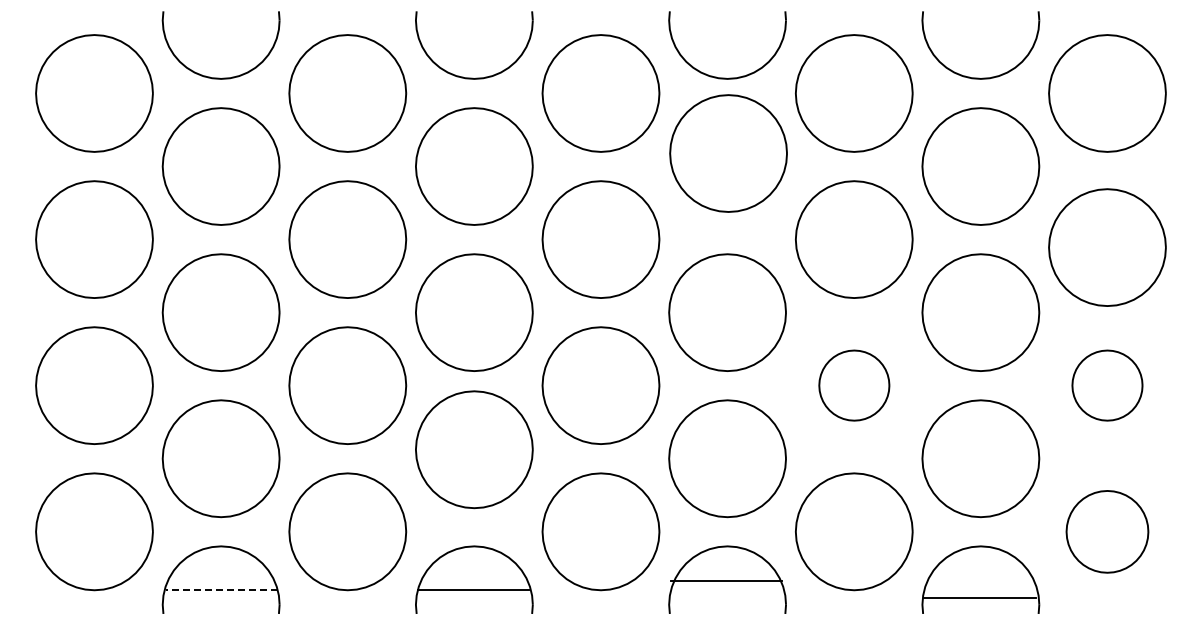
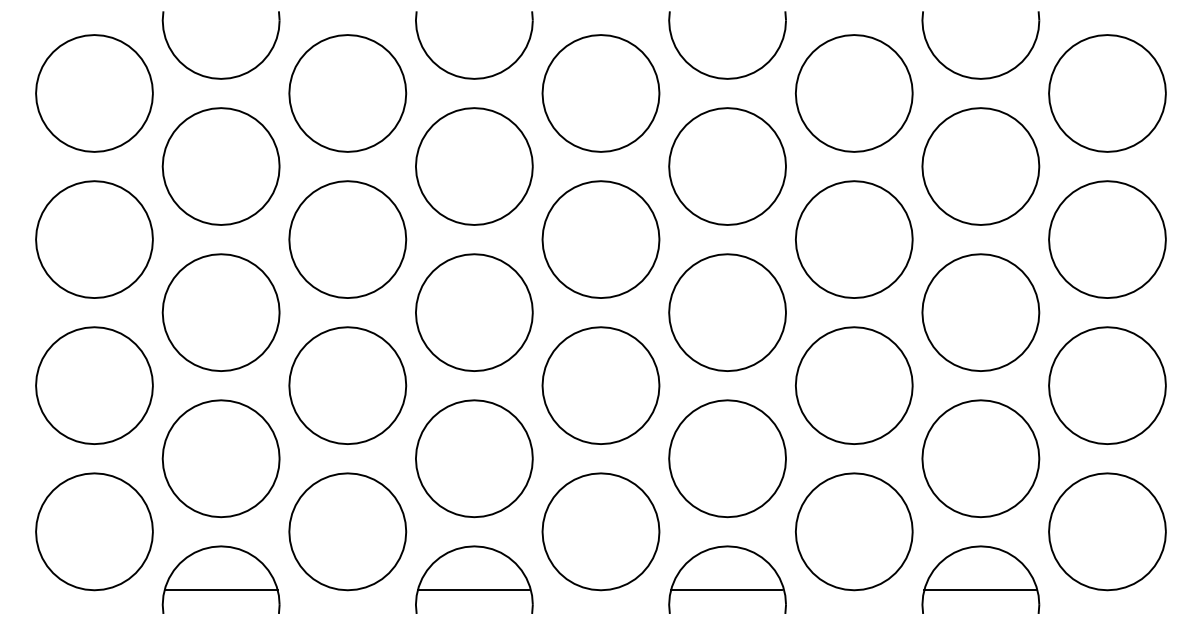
part position: (728, 153) -> (727, 166) (727, 166)
part position: (1107, 247) -> (1107, 239) (1107, 239)
part size: 73x73 px -> 119x119 px (854, 385)
part size: 73x73 px -> 119x119 px (1107, 385)
part position: (474, 449) -> (474, 458) (474, 458)
part size: 85x84 px -> 119x120 px (1107, 531)
line position: (726, 580) -> (726, 589) (726, 589)
line: dashed -> solid (222, 589)
line position: (979, 597) -> (979, 589) (979, 589)
